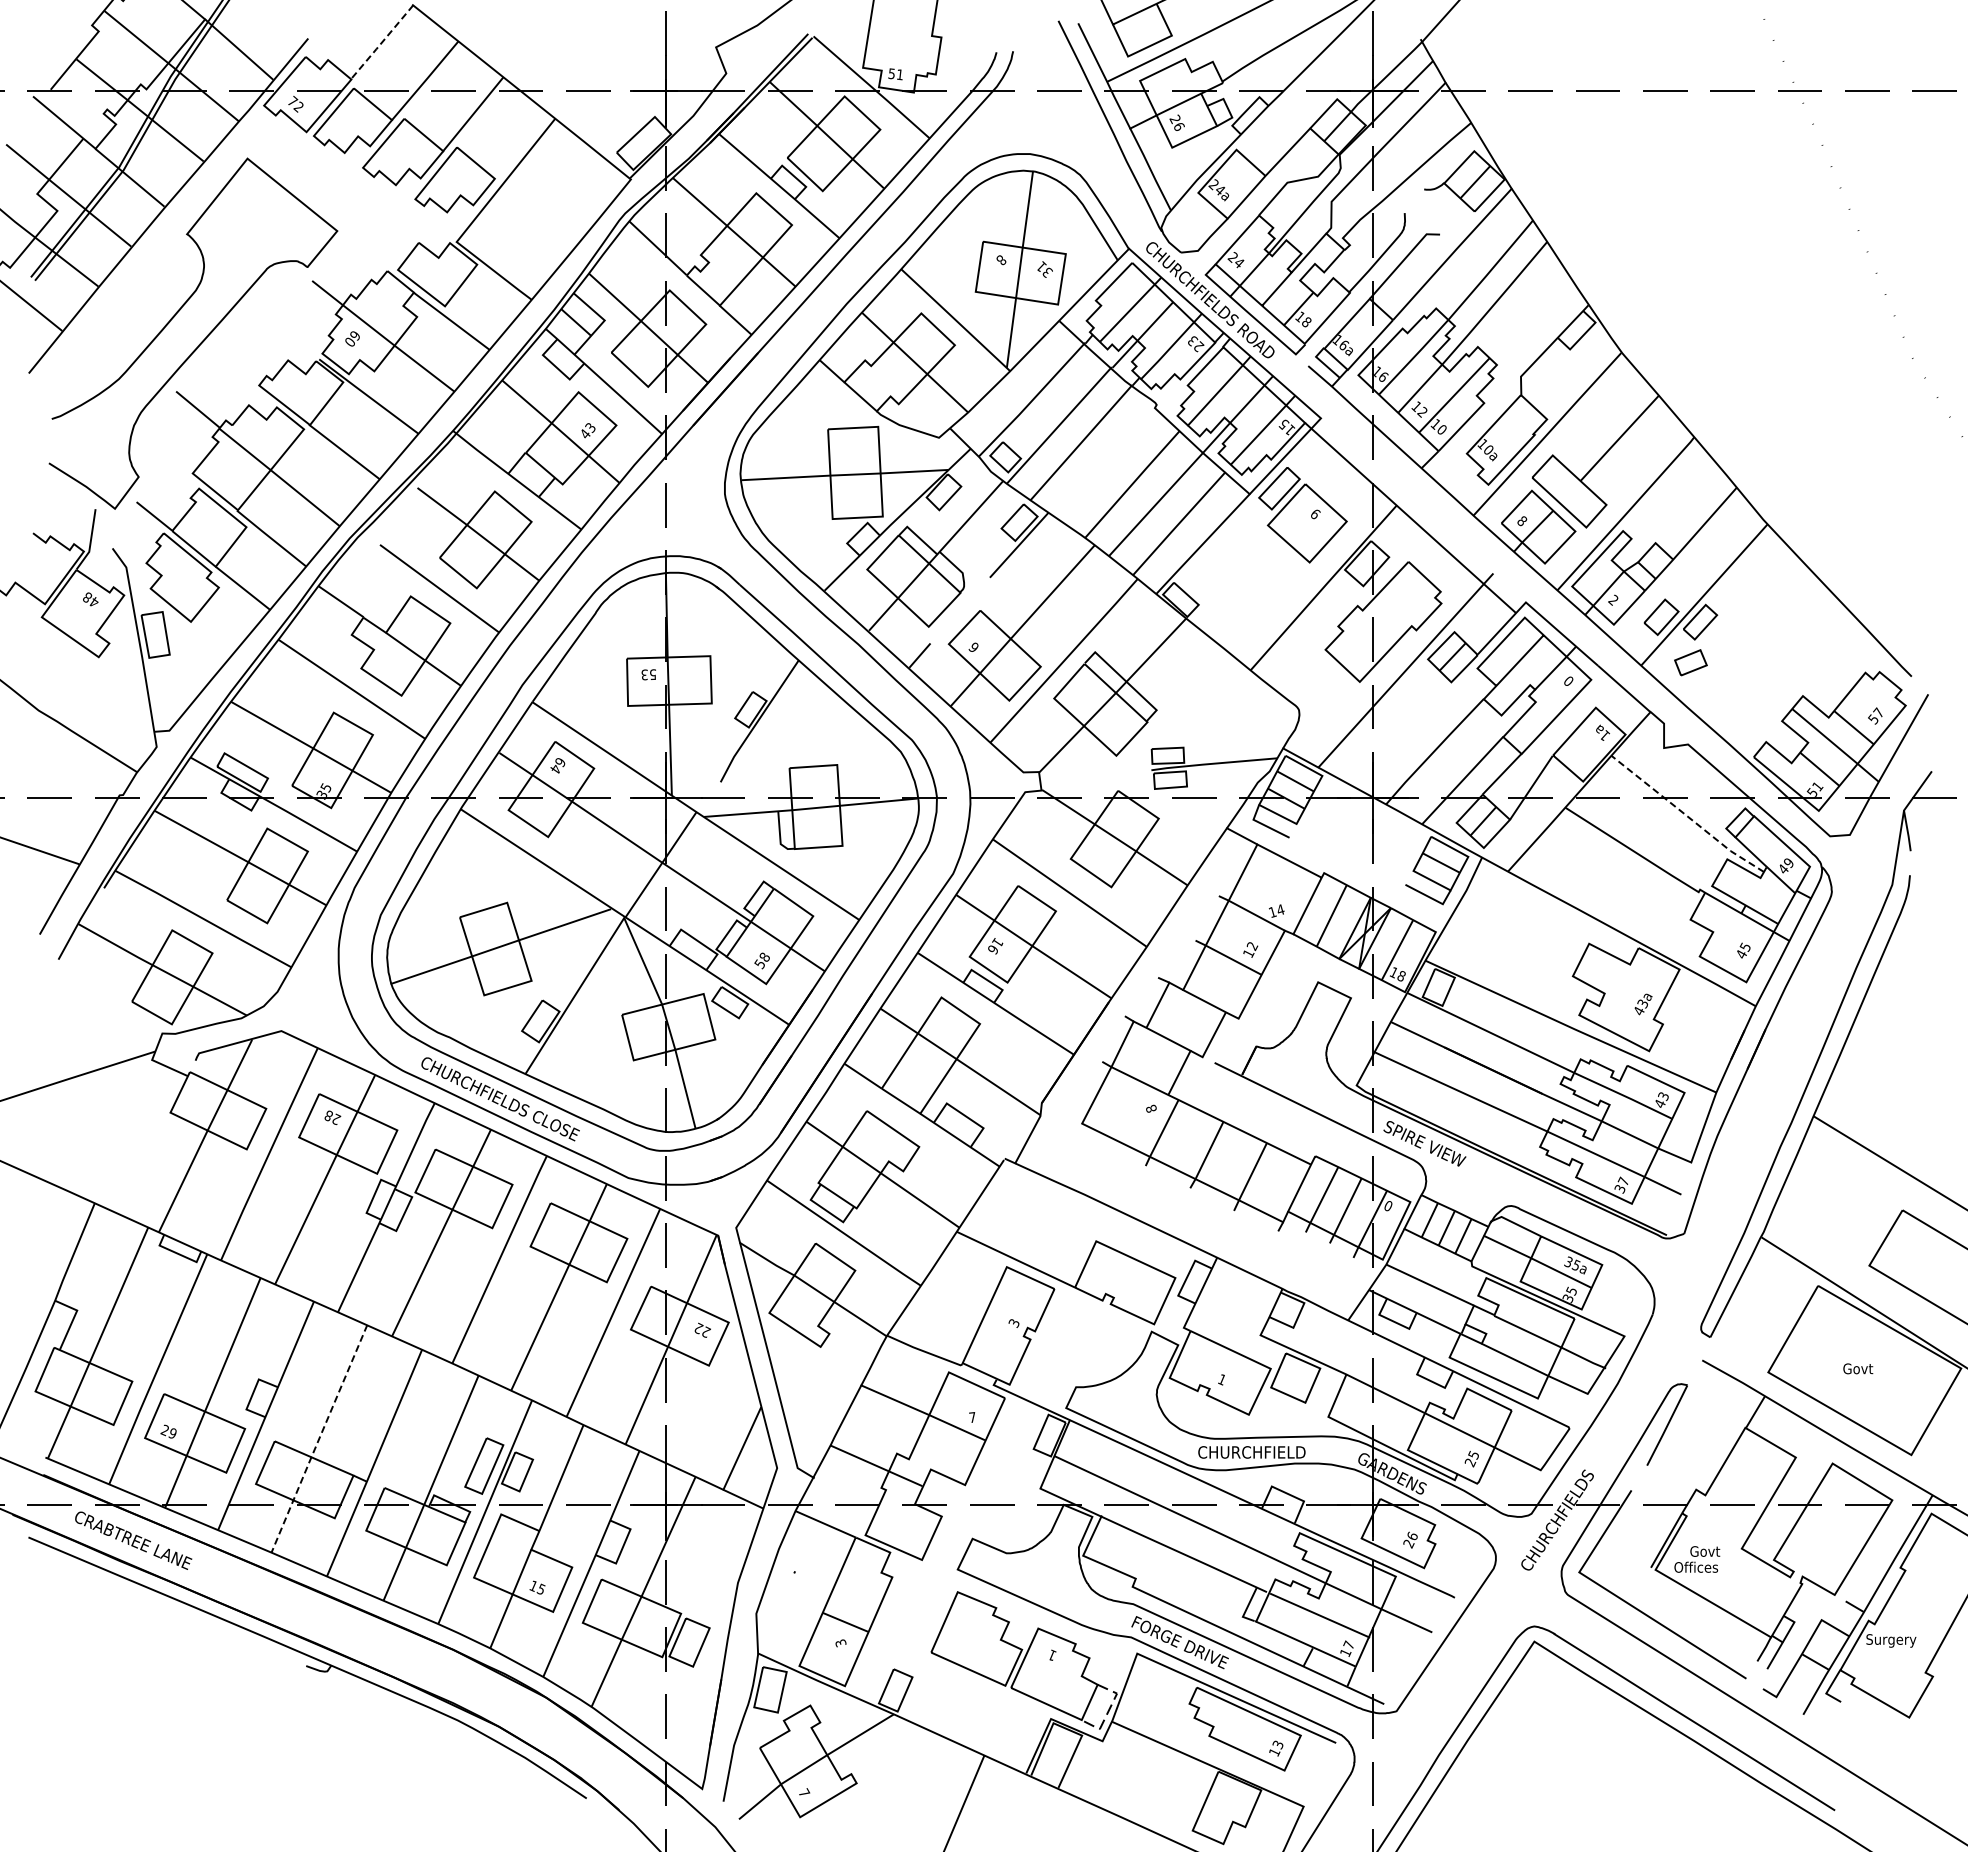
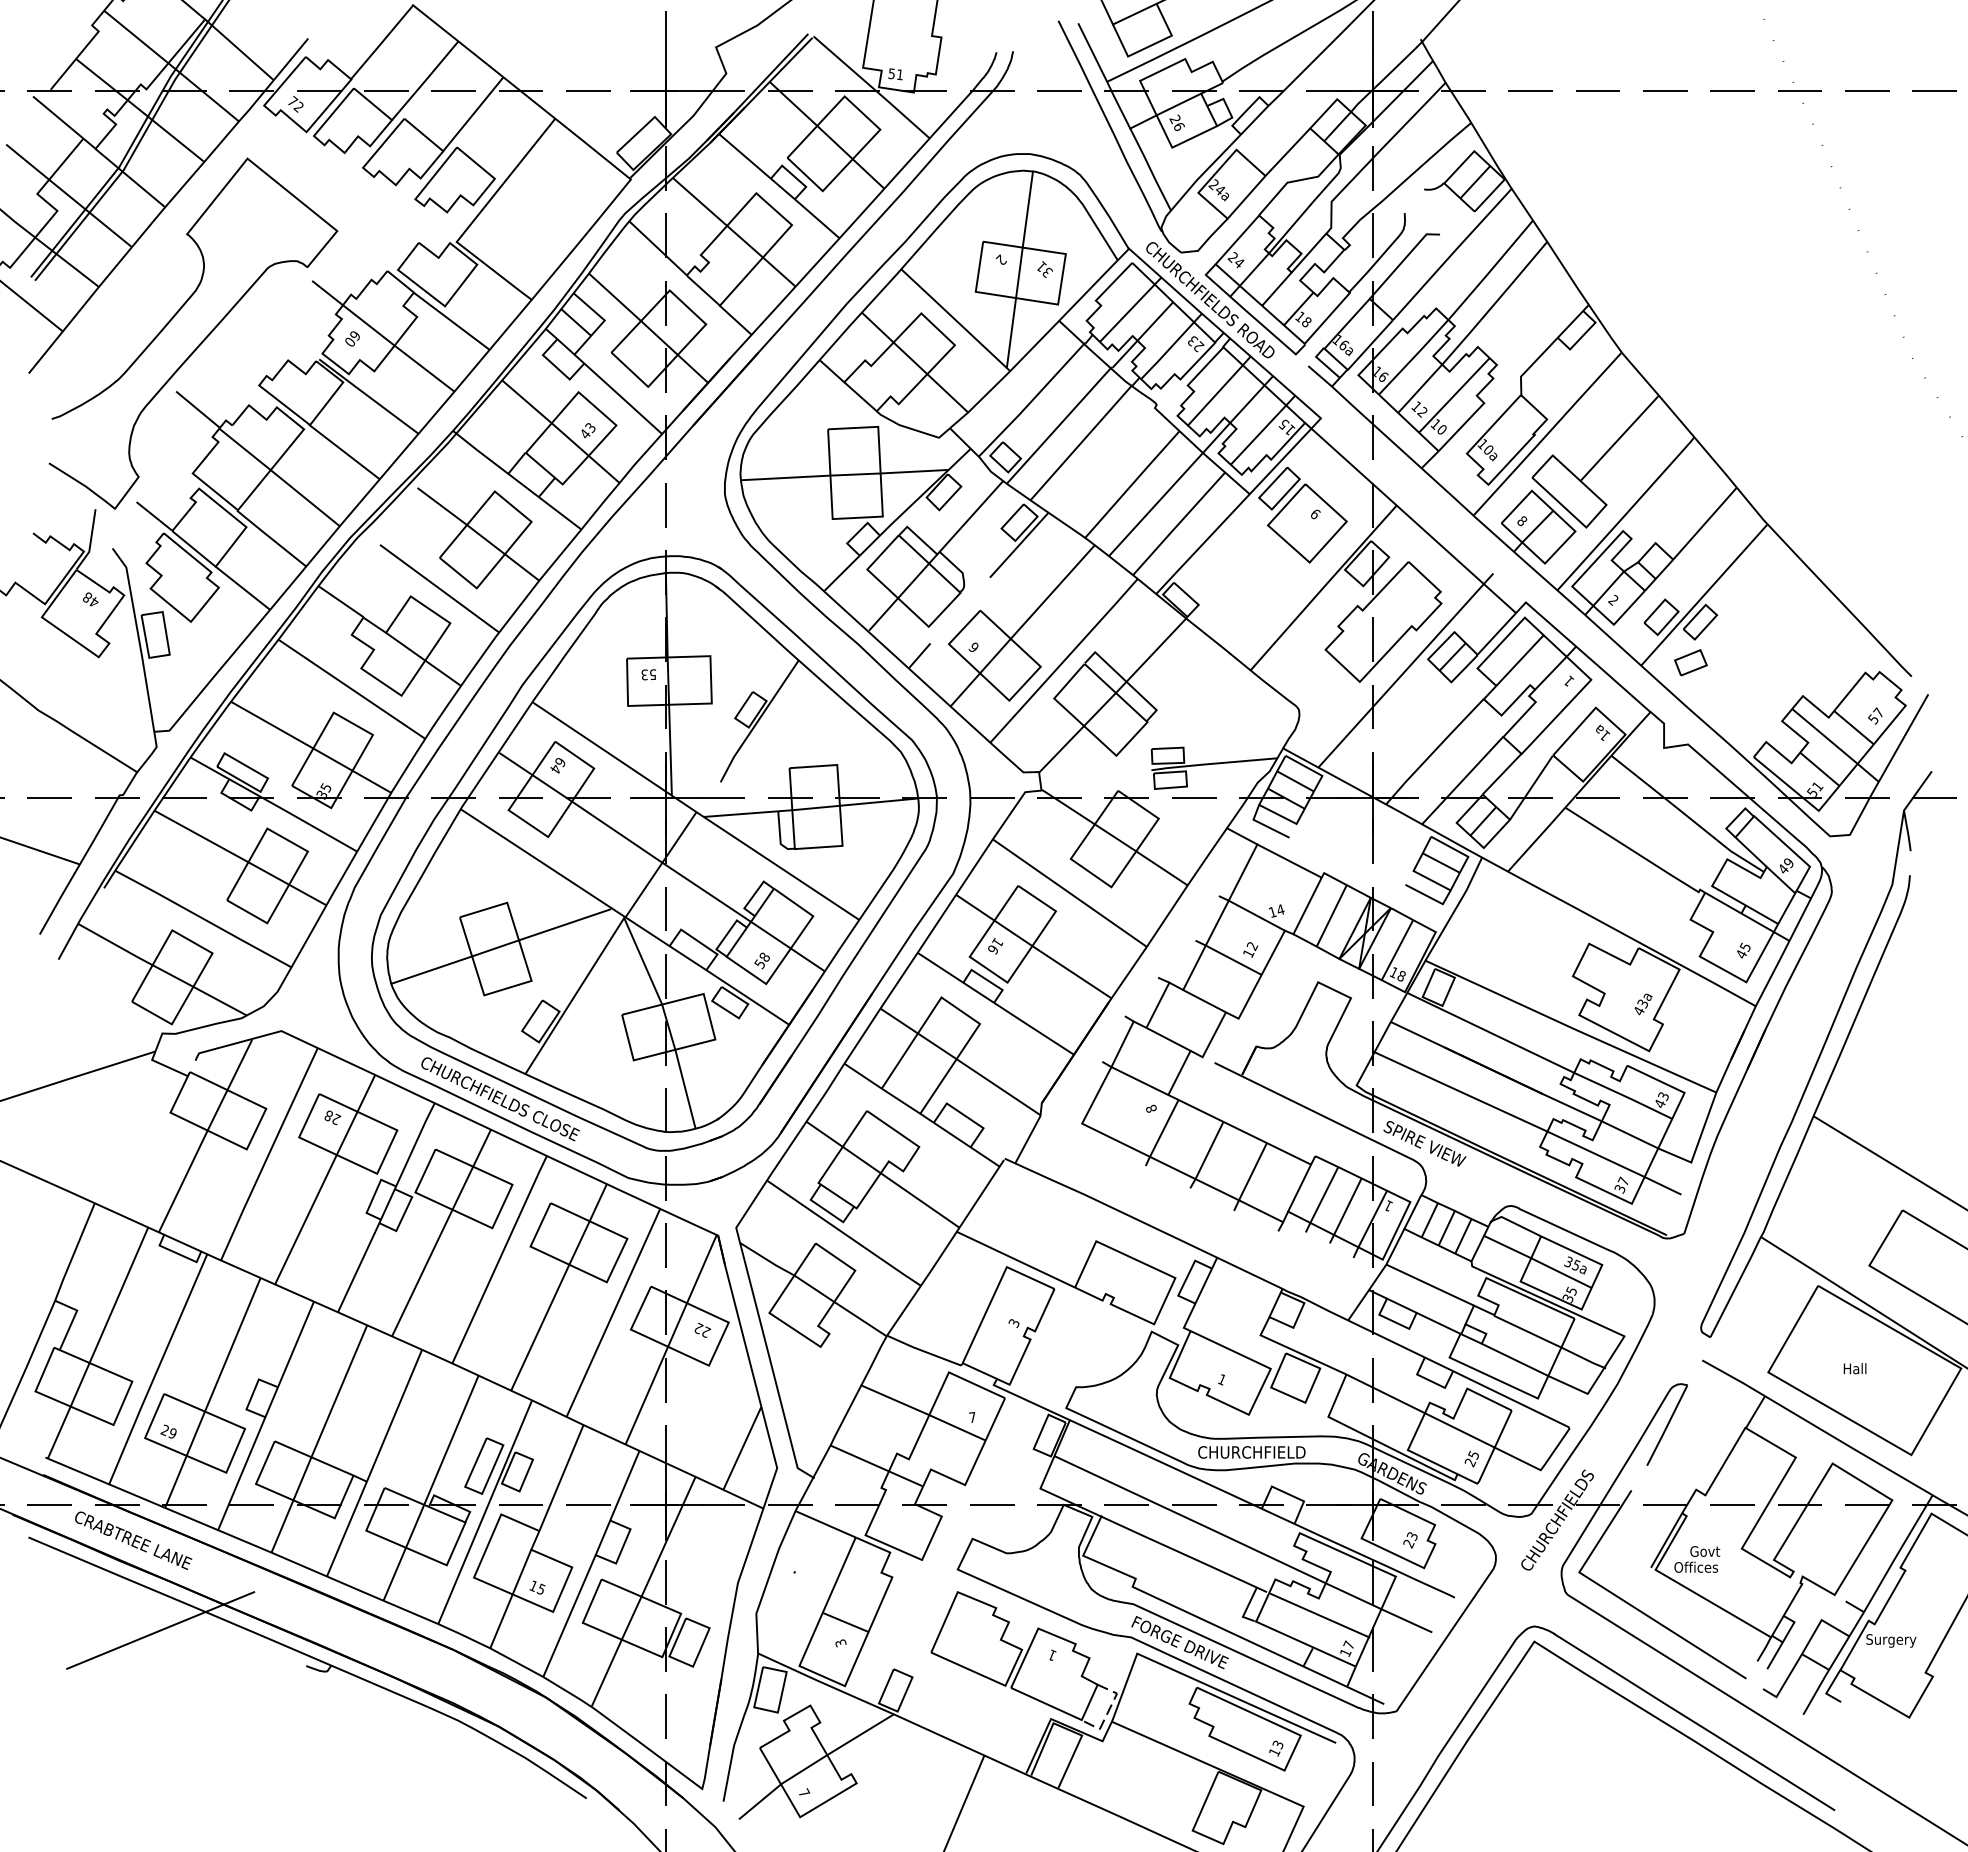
line: dashed -> solid (381, 43)
text: 8 -> 2 (1001, 259)
text: 0 -> 1 (1568, 680)
line: dashed -> solid (1686, 815)
text: 0 -> 1 (1388, 1205)
text: Govt -> Hall (1858, 1368)
line: dashed -> solid (318, 1439)
text: 26 -> 23 (1411, 1535)
line: none -> present (160, 1630)
